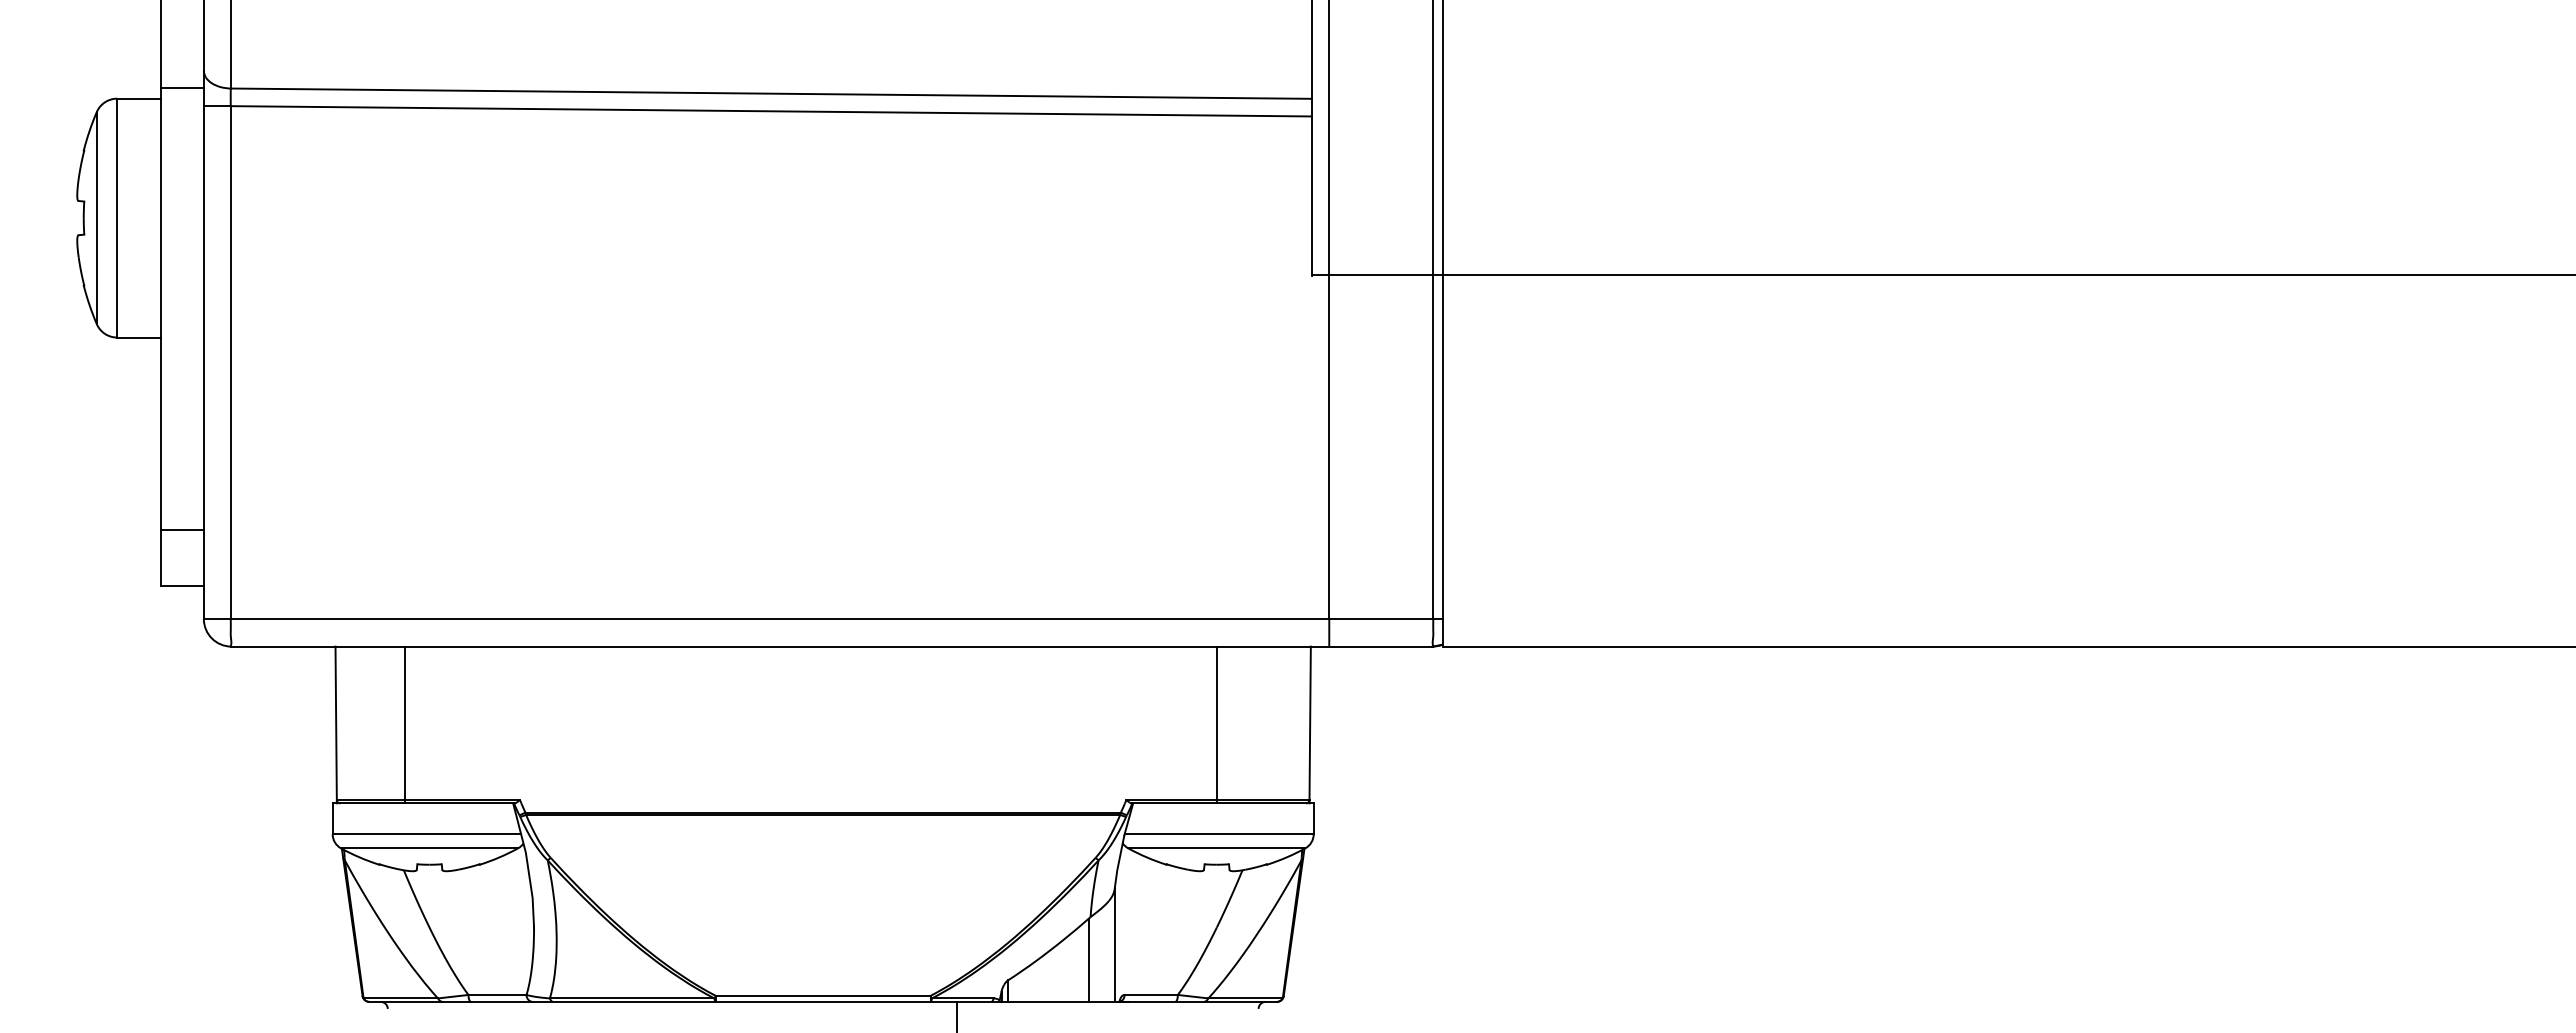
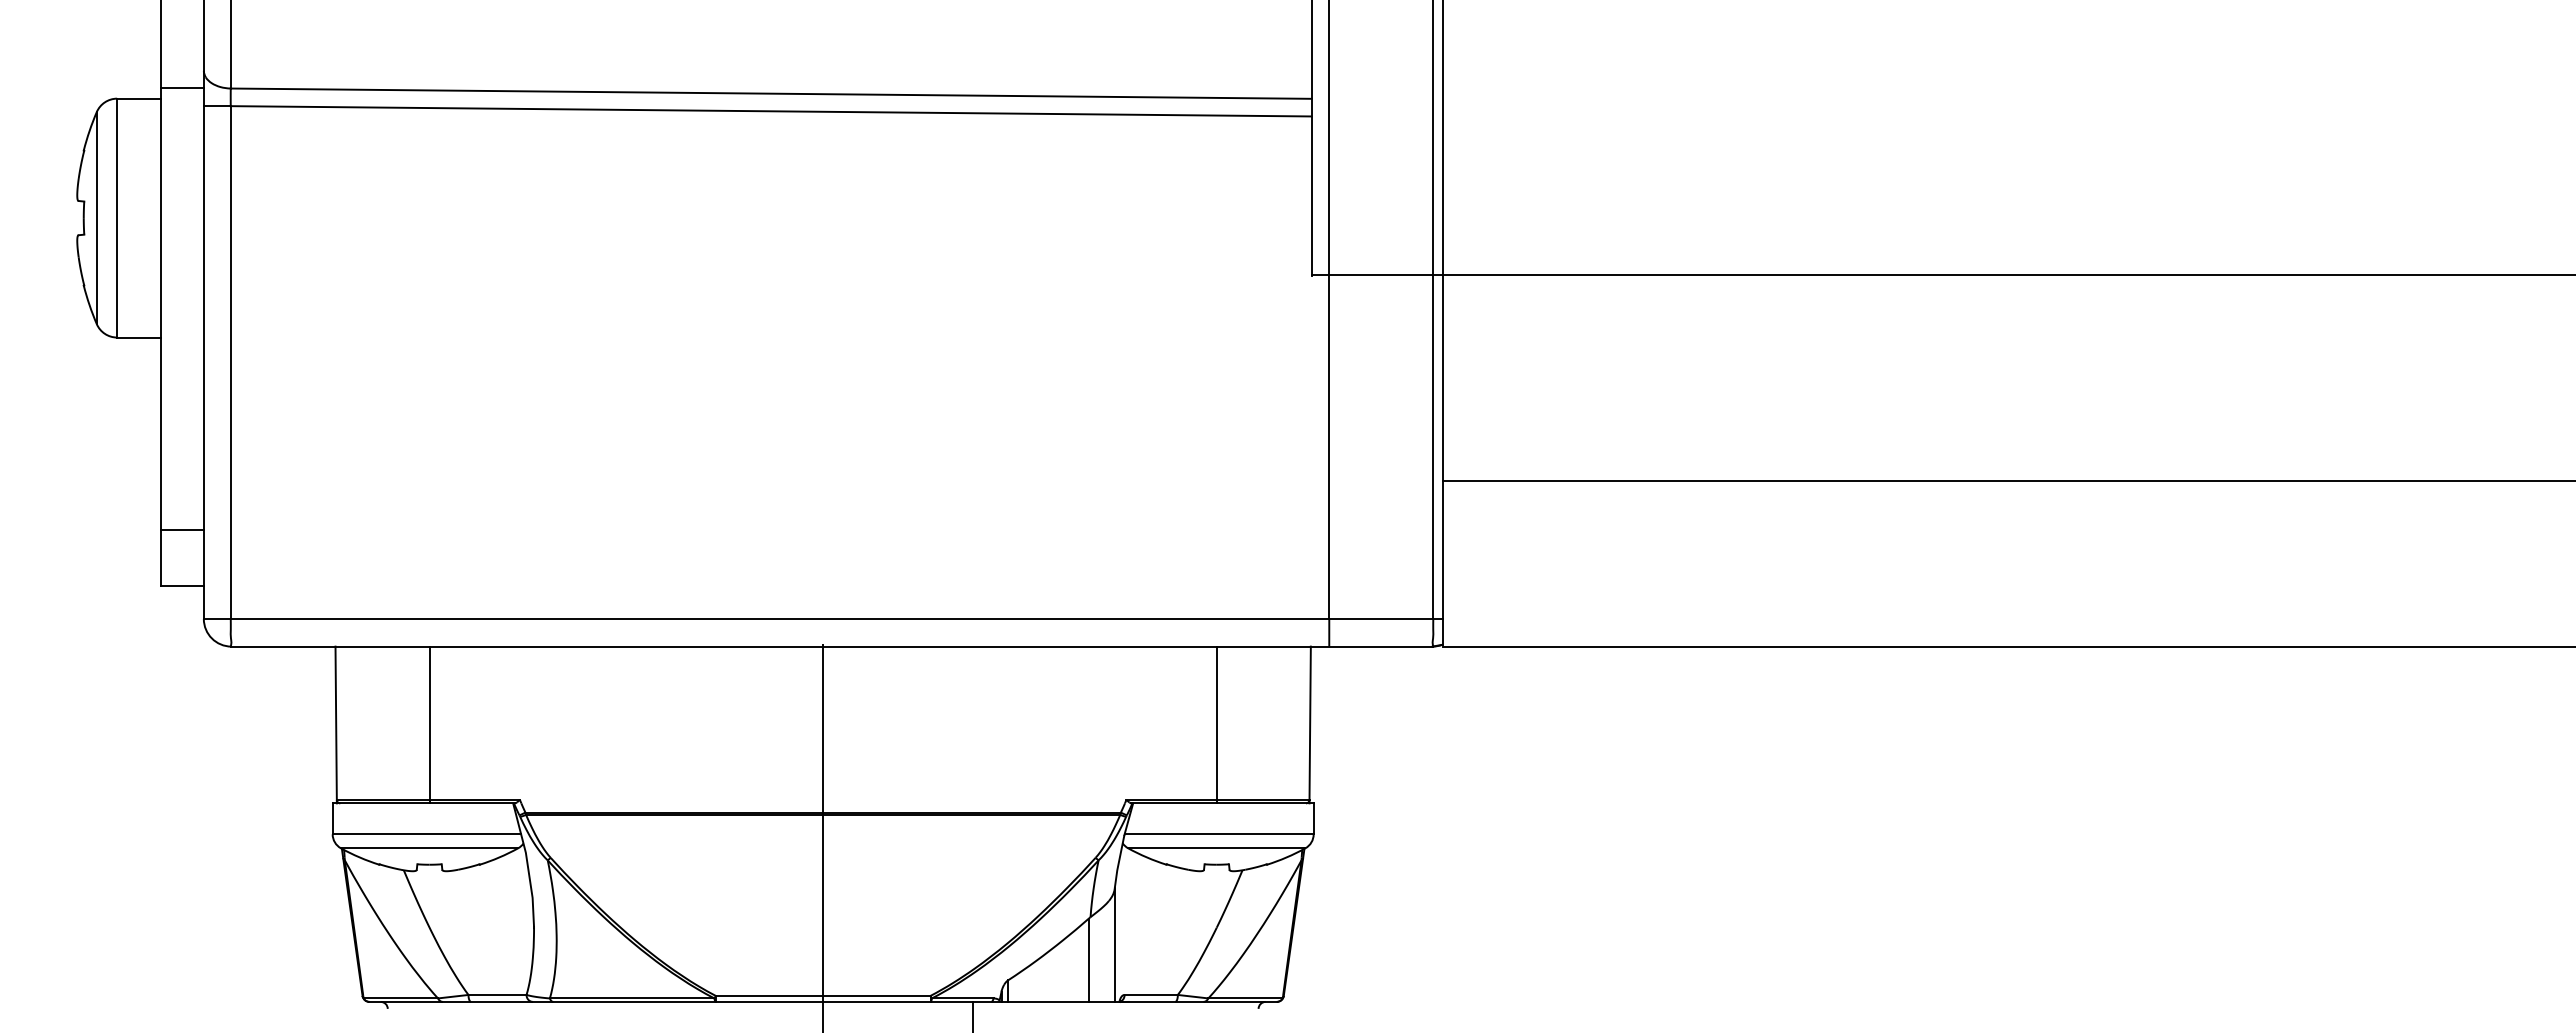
line: none -> present (2007, 480)
line position: (404, 724) -> (429, 724) (429, 724)
line: none -> present (823, 836)
line position: (956, 1015) -> (972, 1015) (972, 1015)
